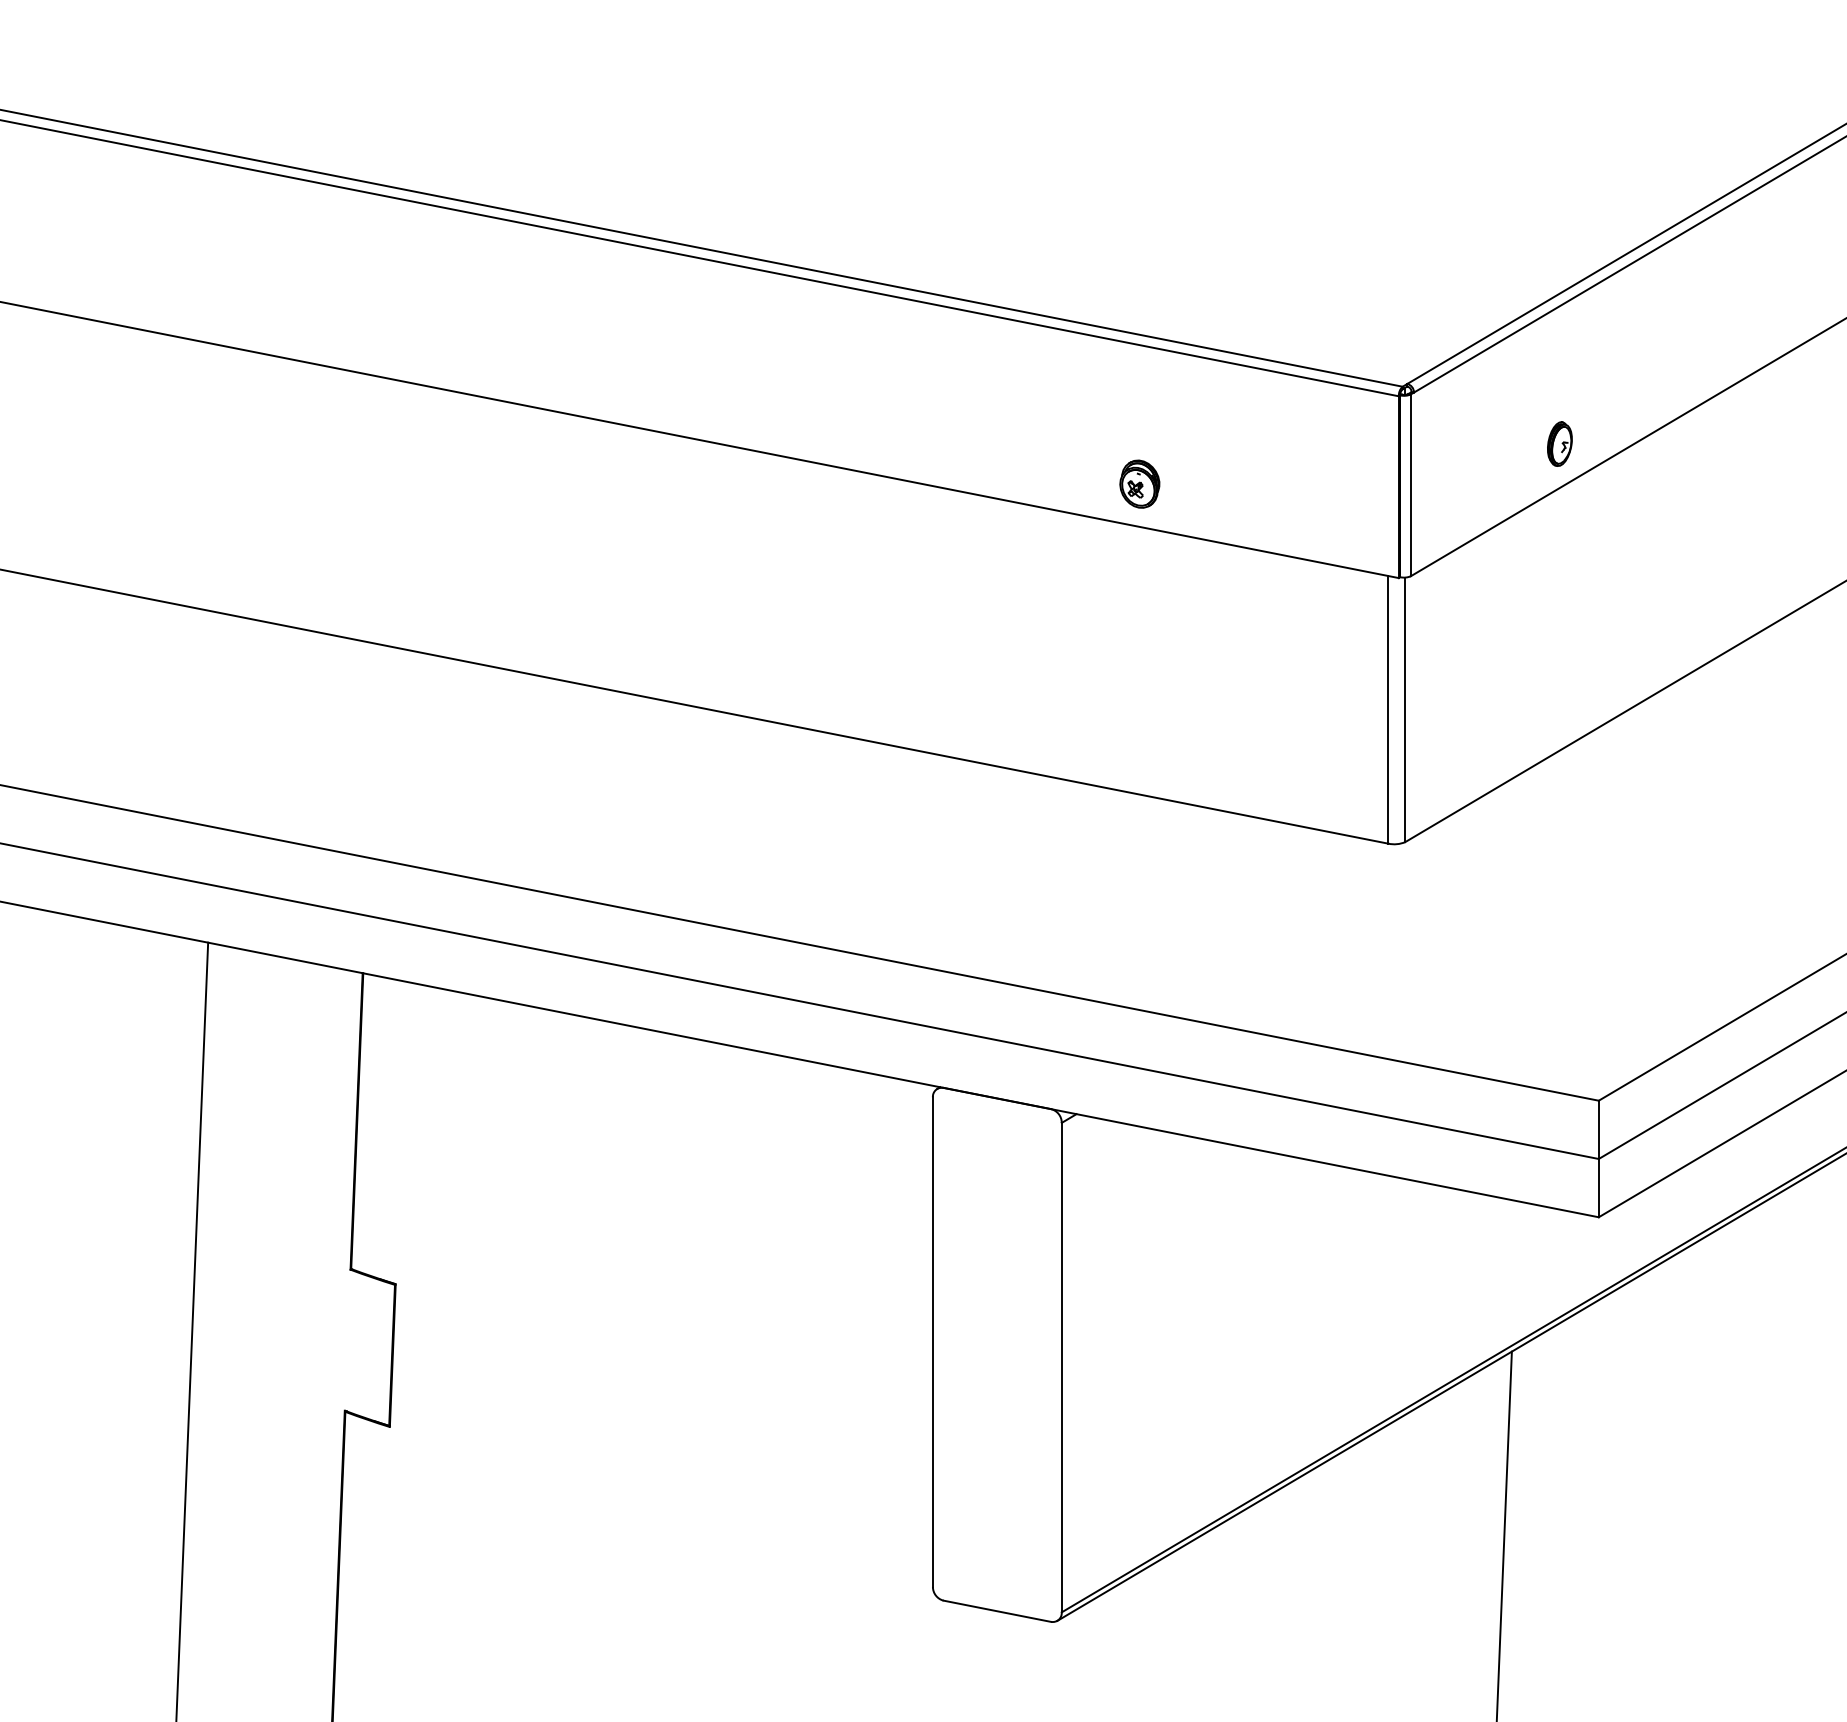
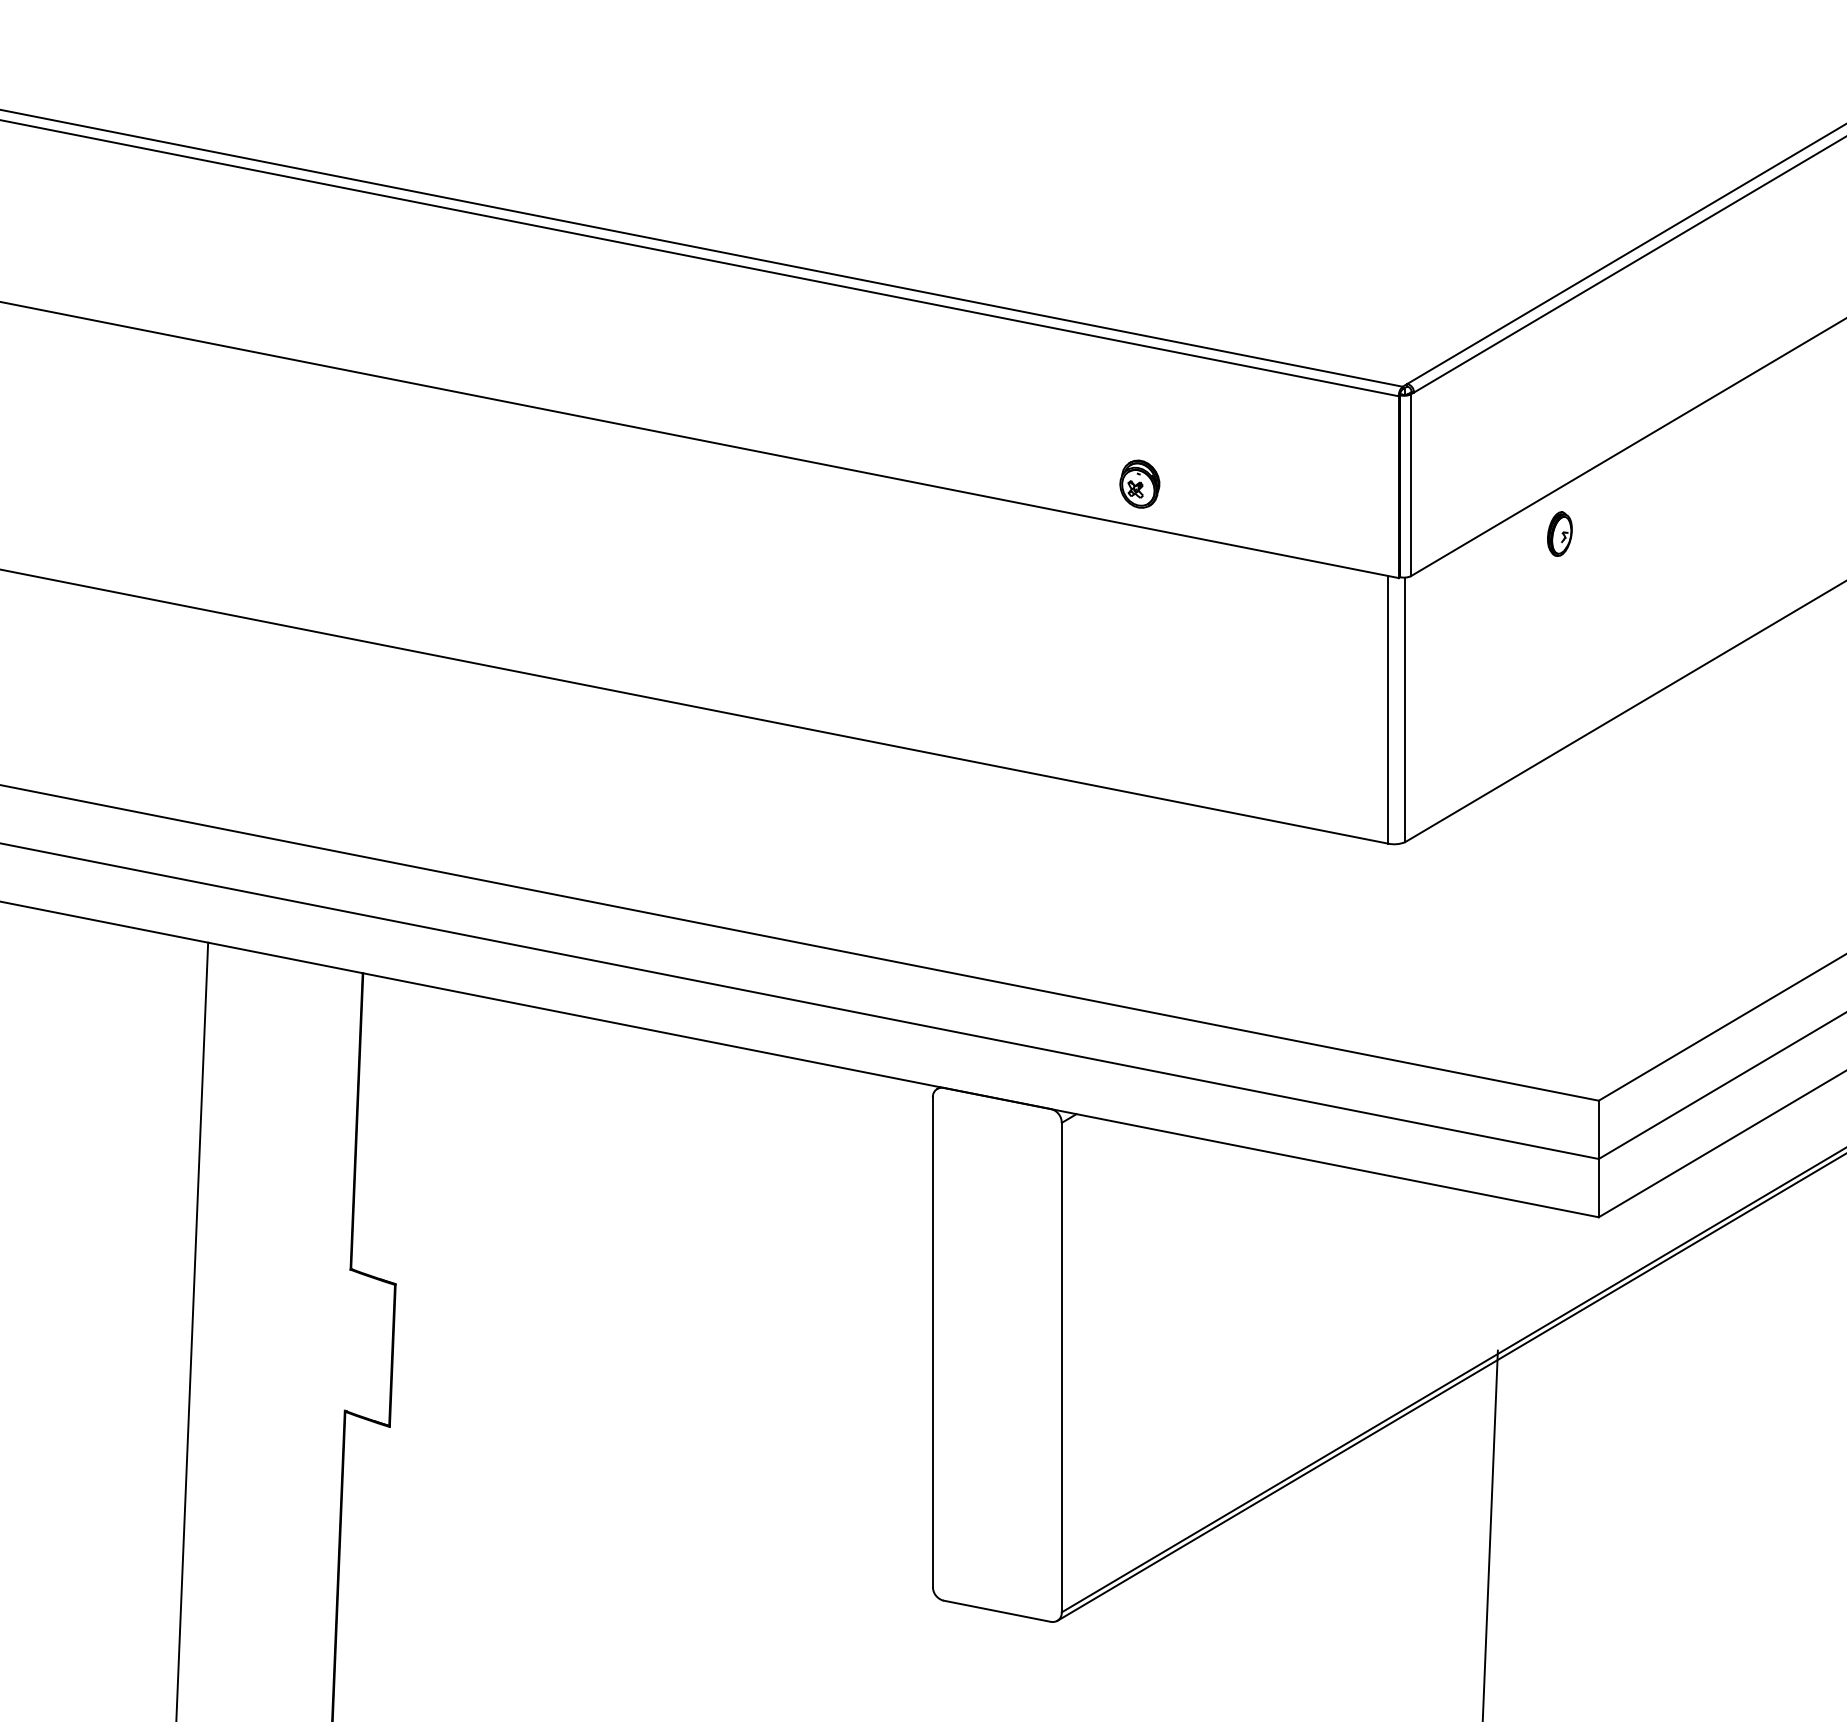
part position: (1559, 443) -> (1559, 533) (1559, 533)
line position: (1503, 1534) -> (1489, 1534) (1489, 1534)
